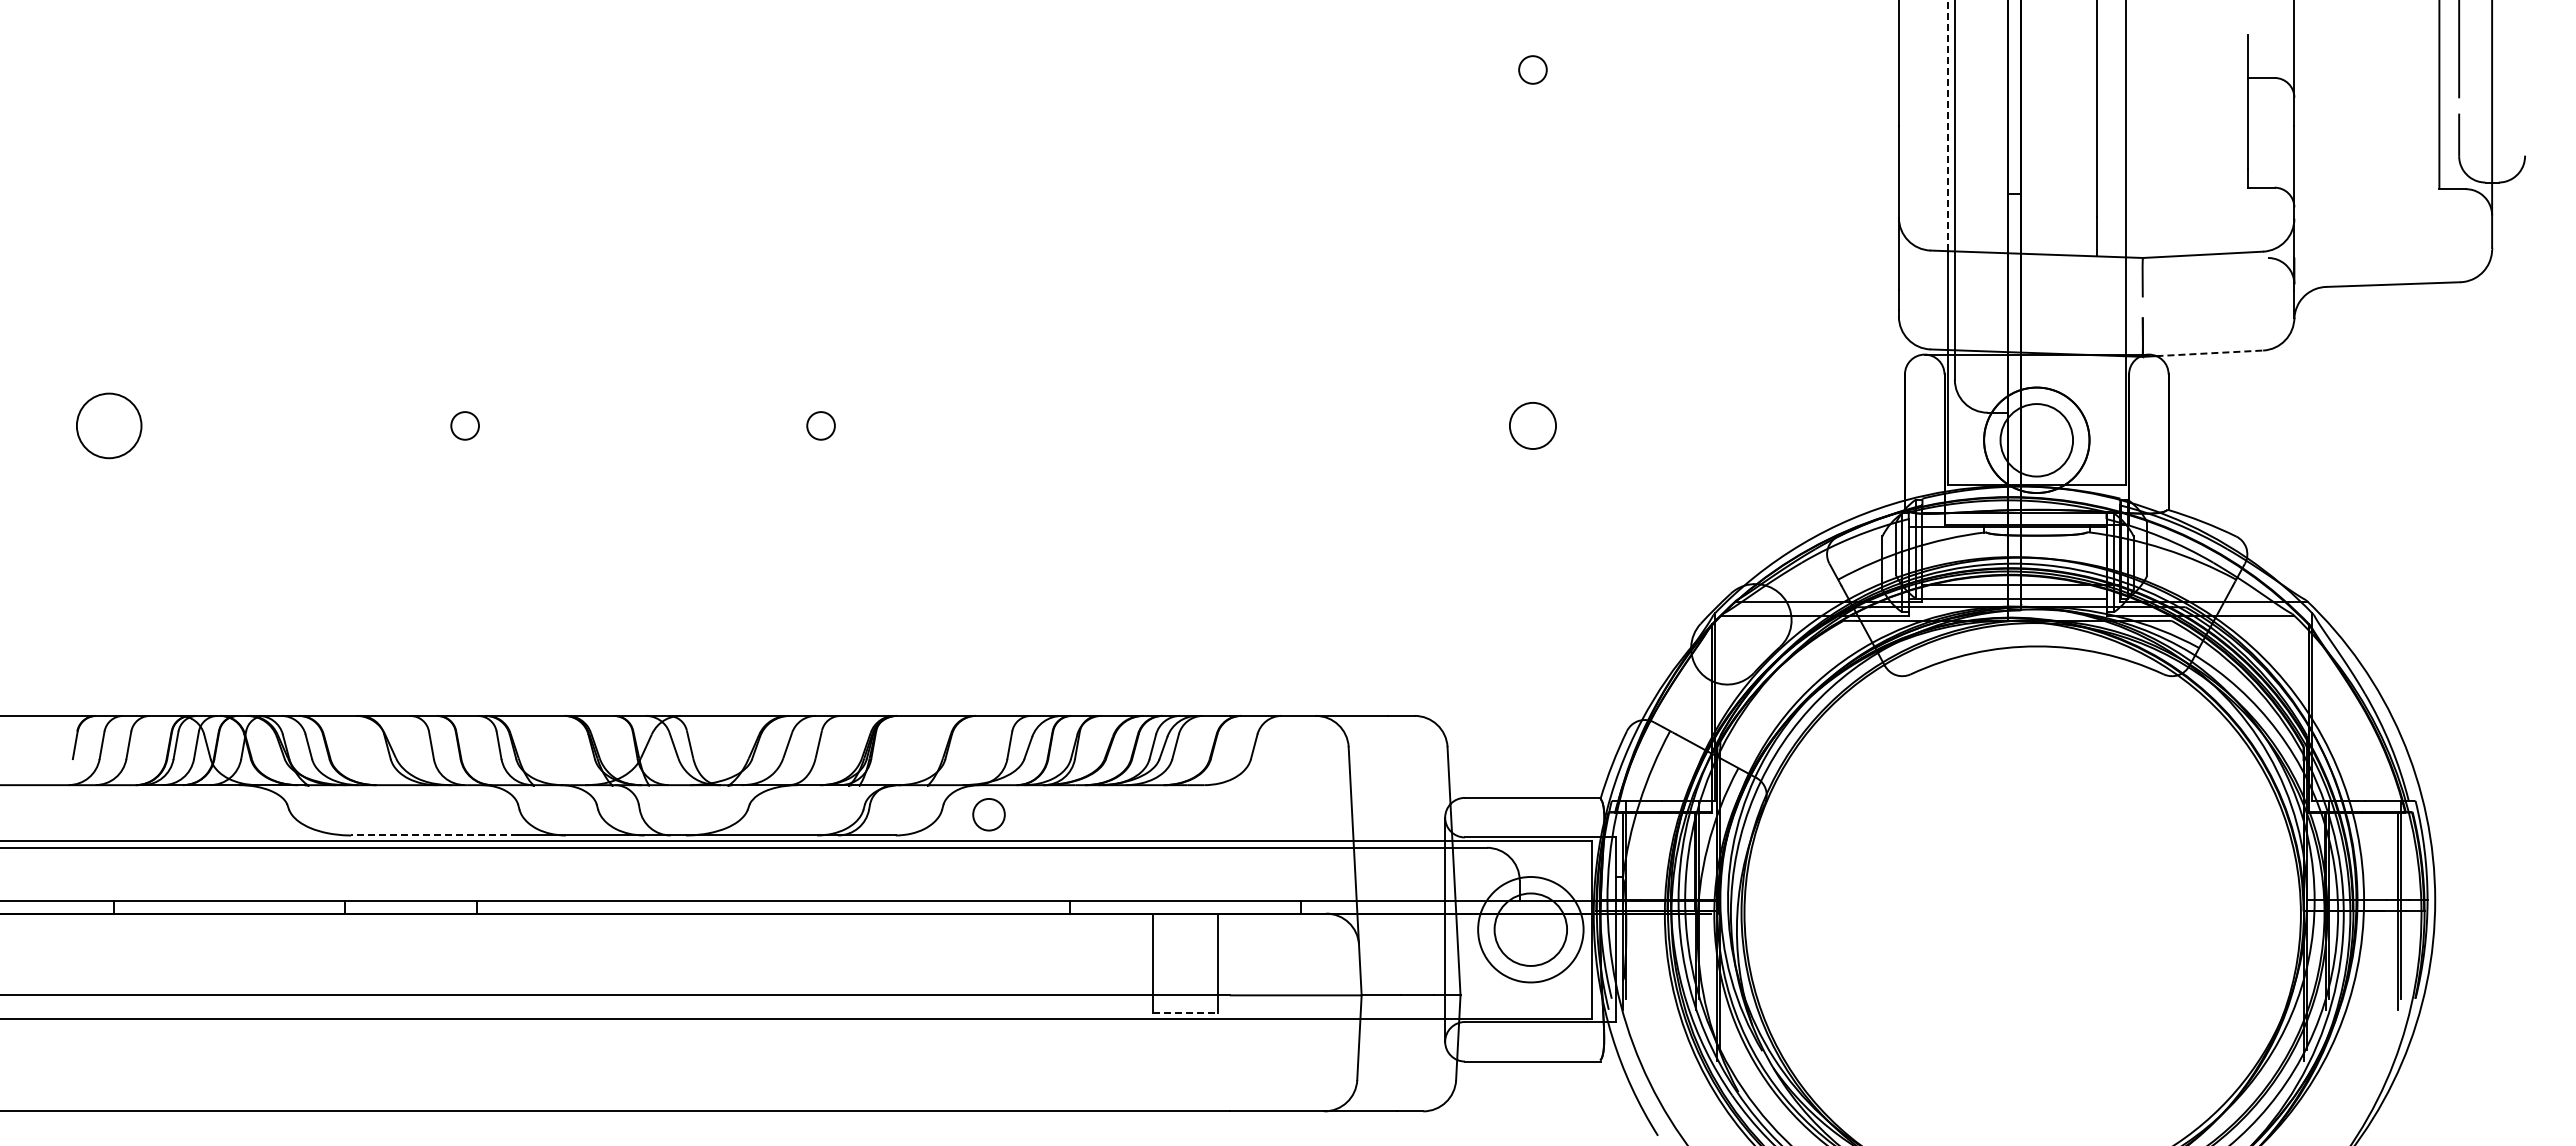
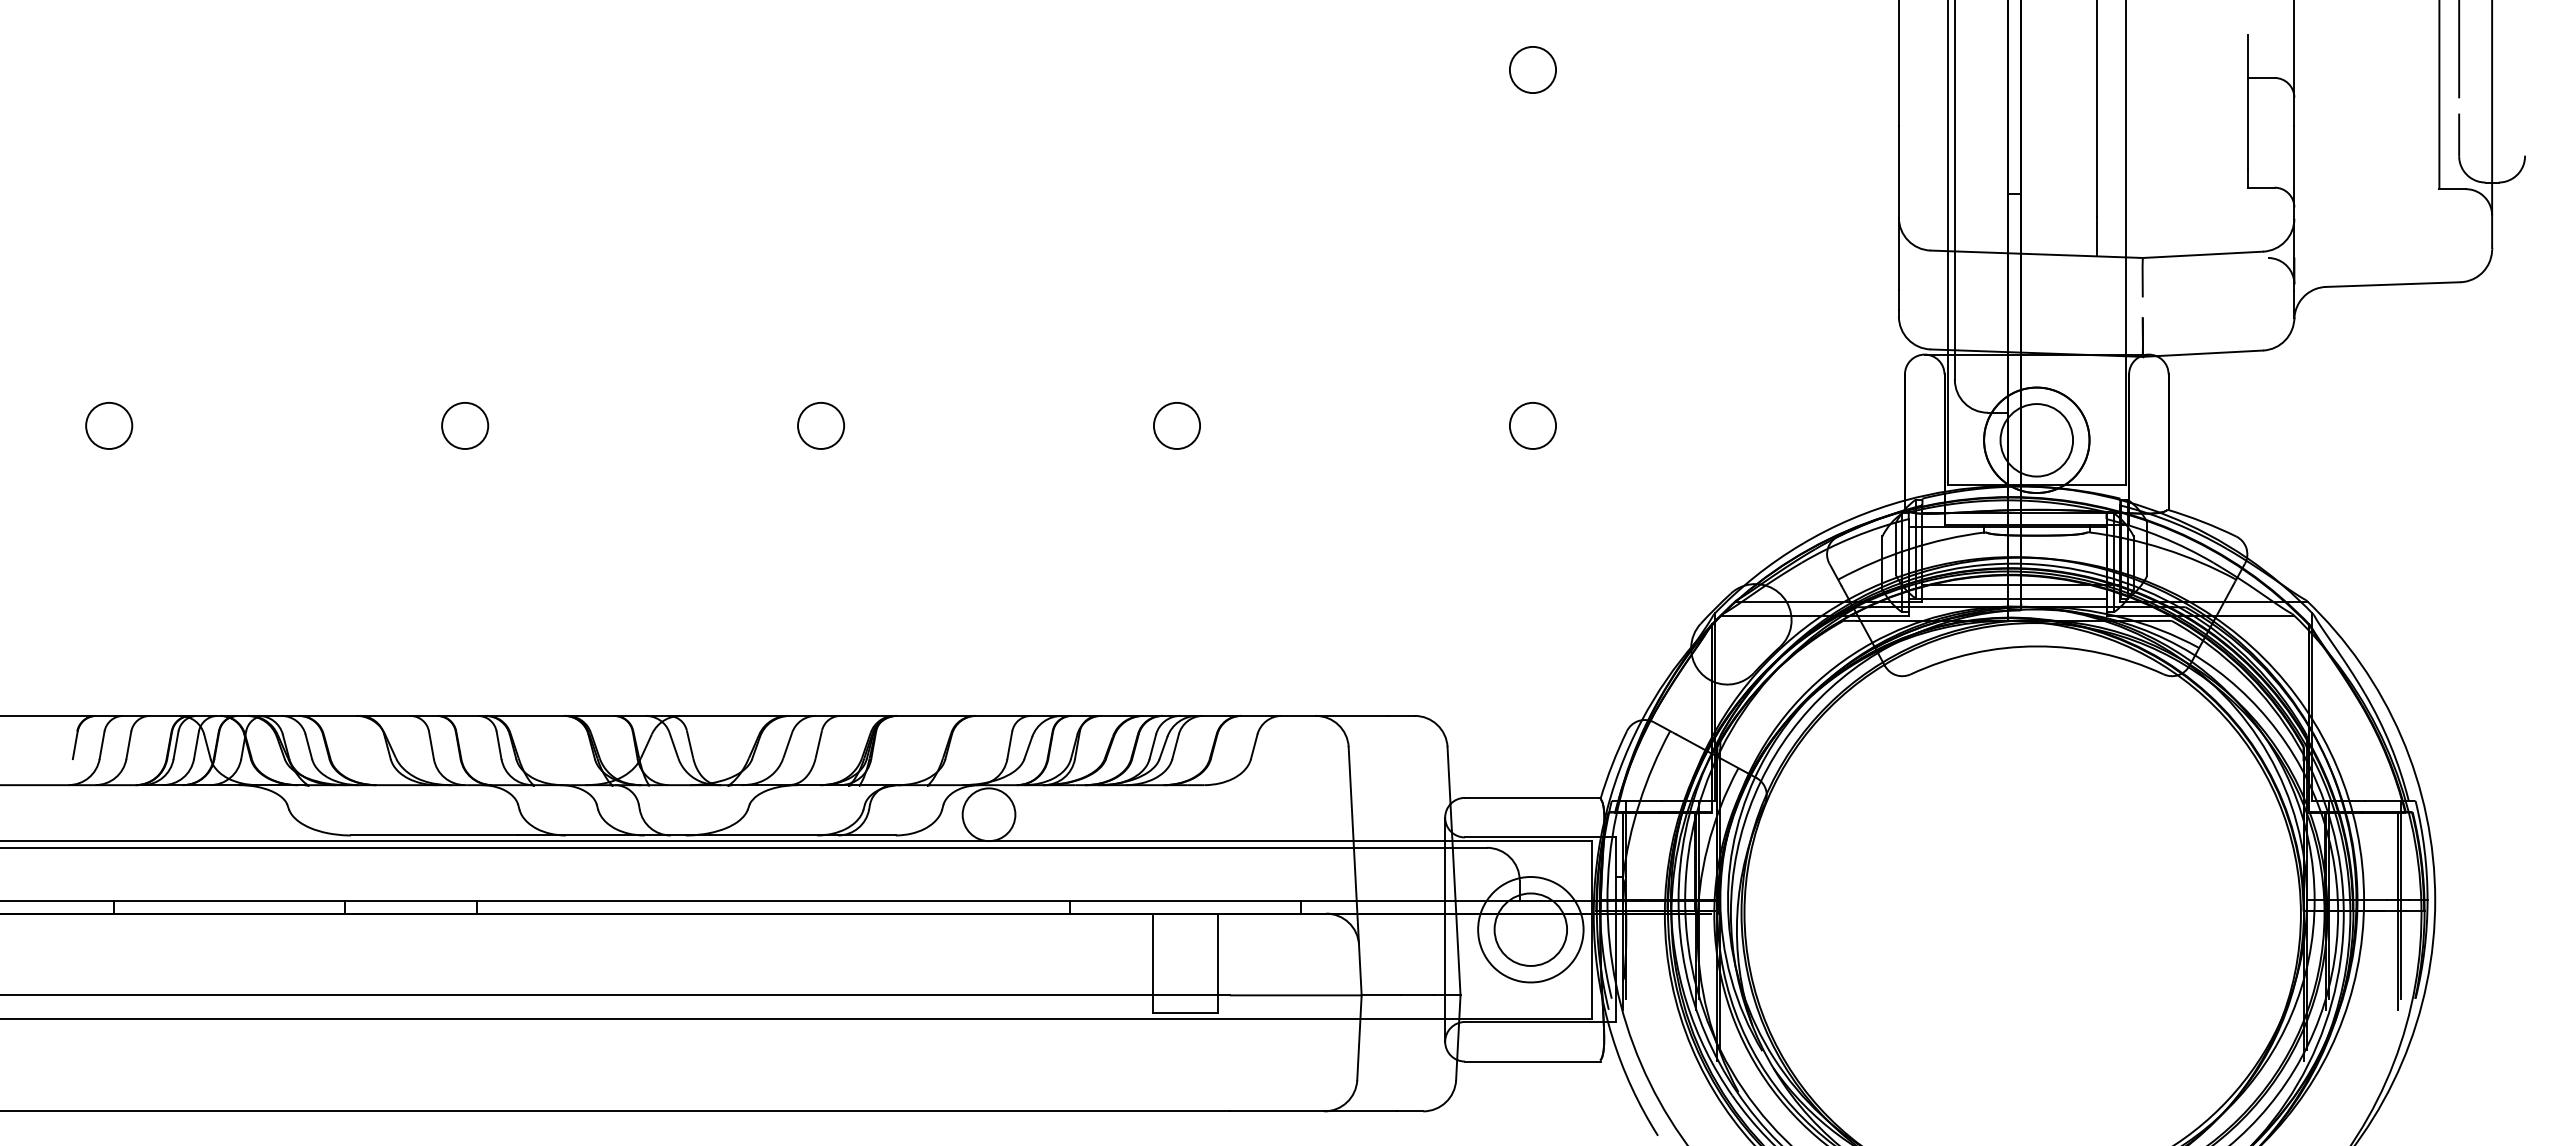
circle diameter: 28 px -> 46 px (1532, 69)
line: dashed -> solid (1947, 125)
line: dashed -> solid (2210, 353)
circle diameter: 65 px -> 46 px (109, 425)
circle diameter: 28 px -> 46 px (465, 425)
circle diameter: 28 px -> 46 px (821, 425)
circle: none -> present (1176, 425)
circle diameter: 32 px -> 53 px (988, 814)
line: dashed -> solid (434, 835)
line: dashed -> solid (1185, 1012)
